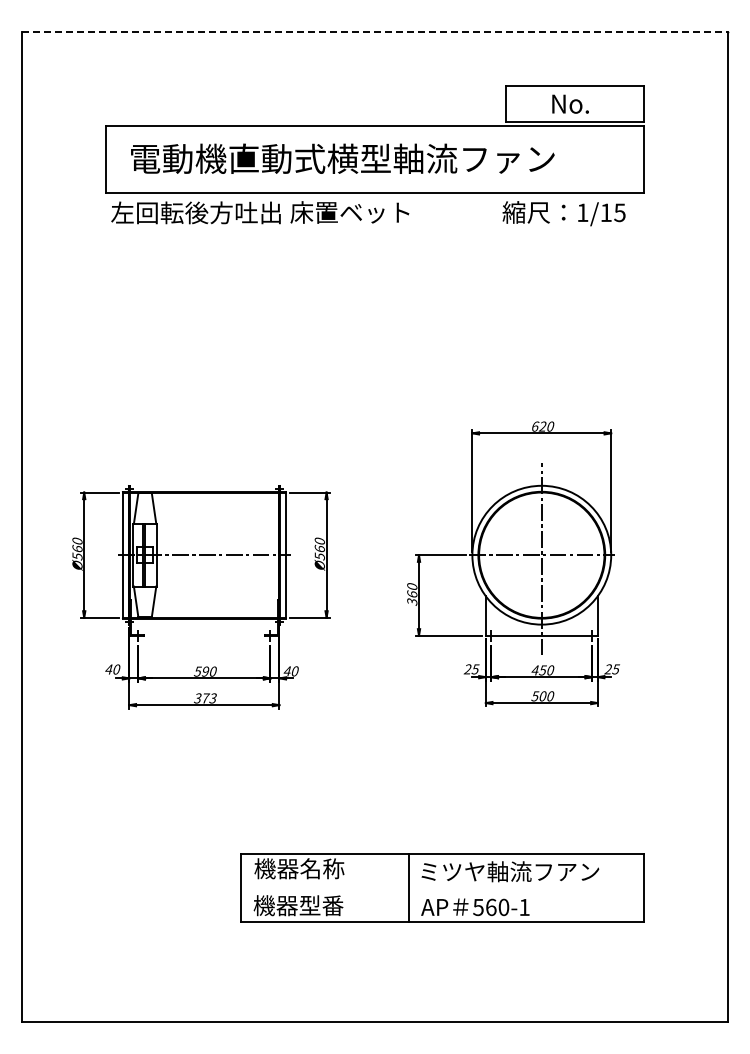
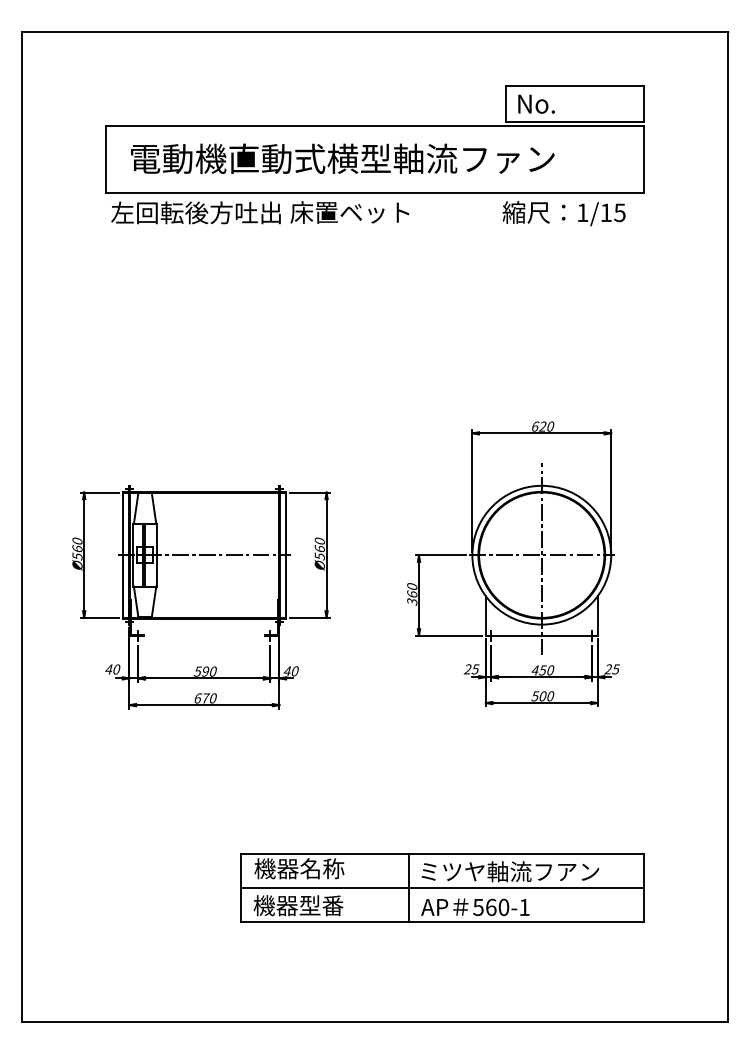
line: dashed -> solid (375, 31)
text position: (570, 103) -> (536, 103) (536, 103)
text: 373 -> 670 (205, 698)
line: none -> present (441, 888)
